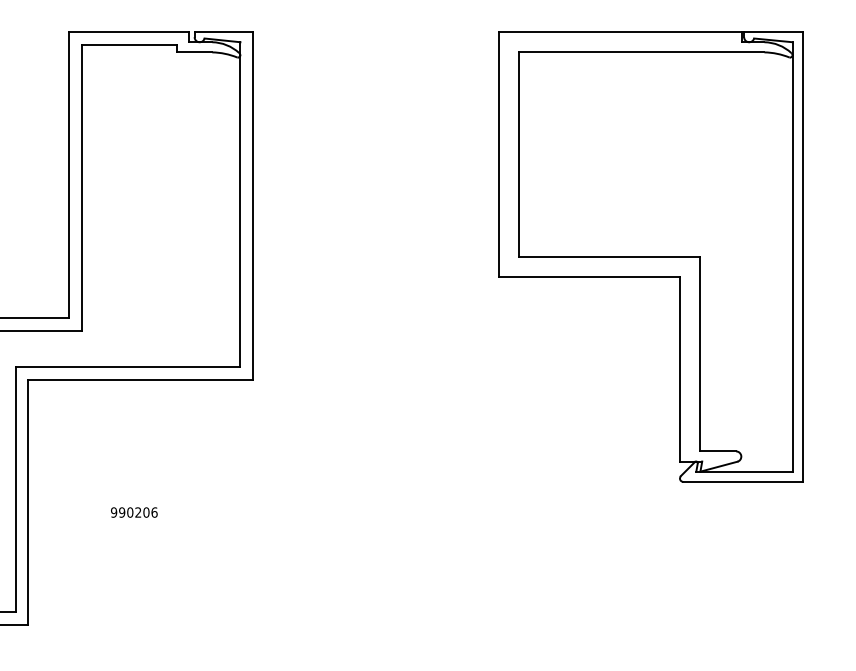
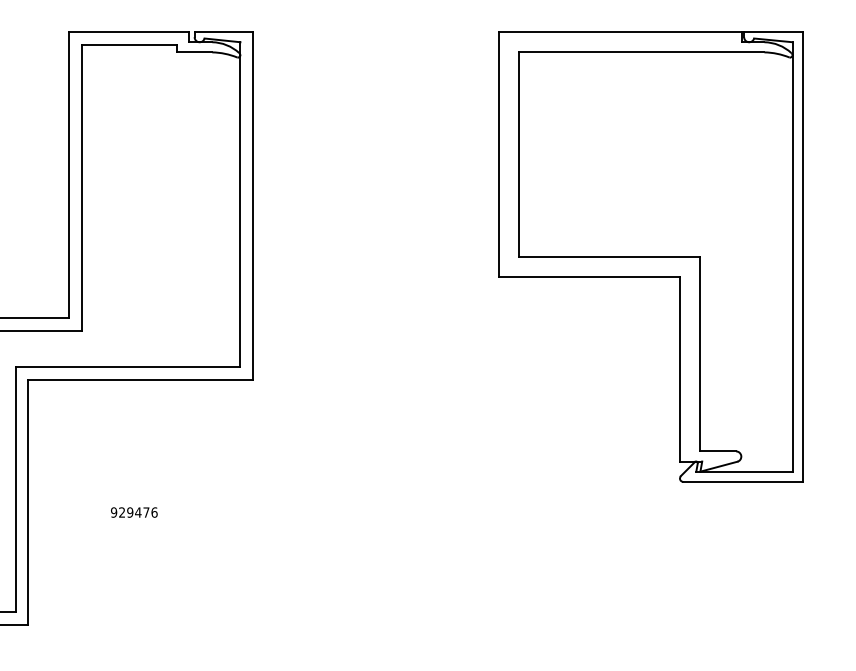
text: 990206 -> 929476 (134, 512)
